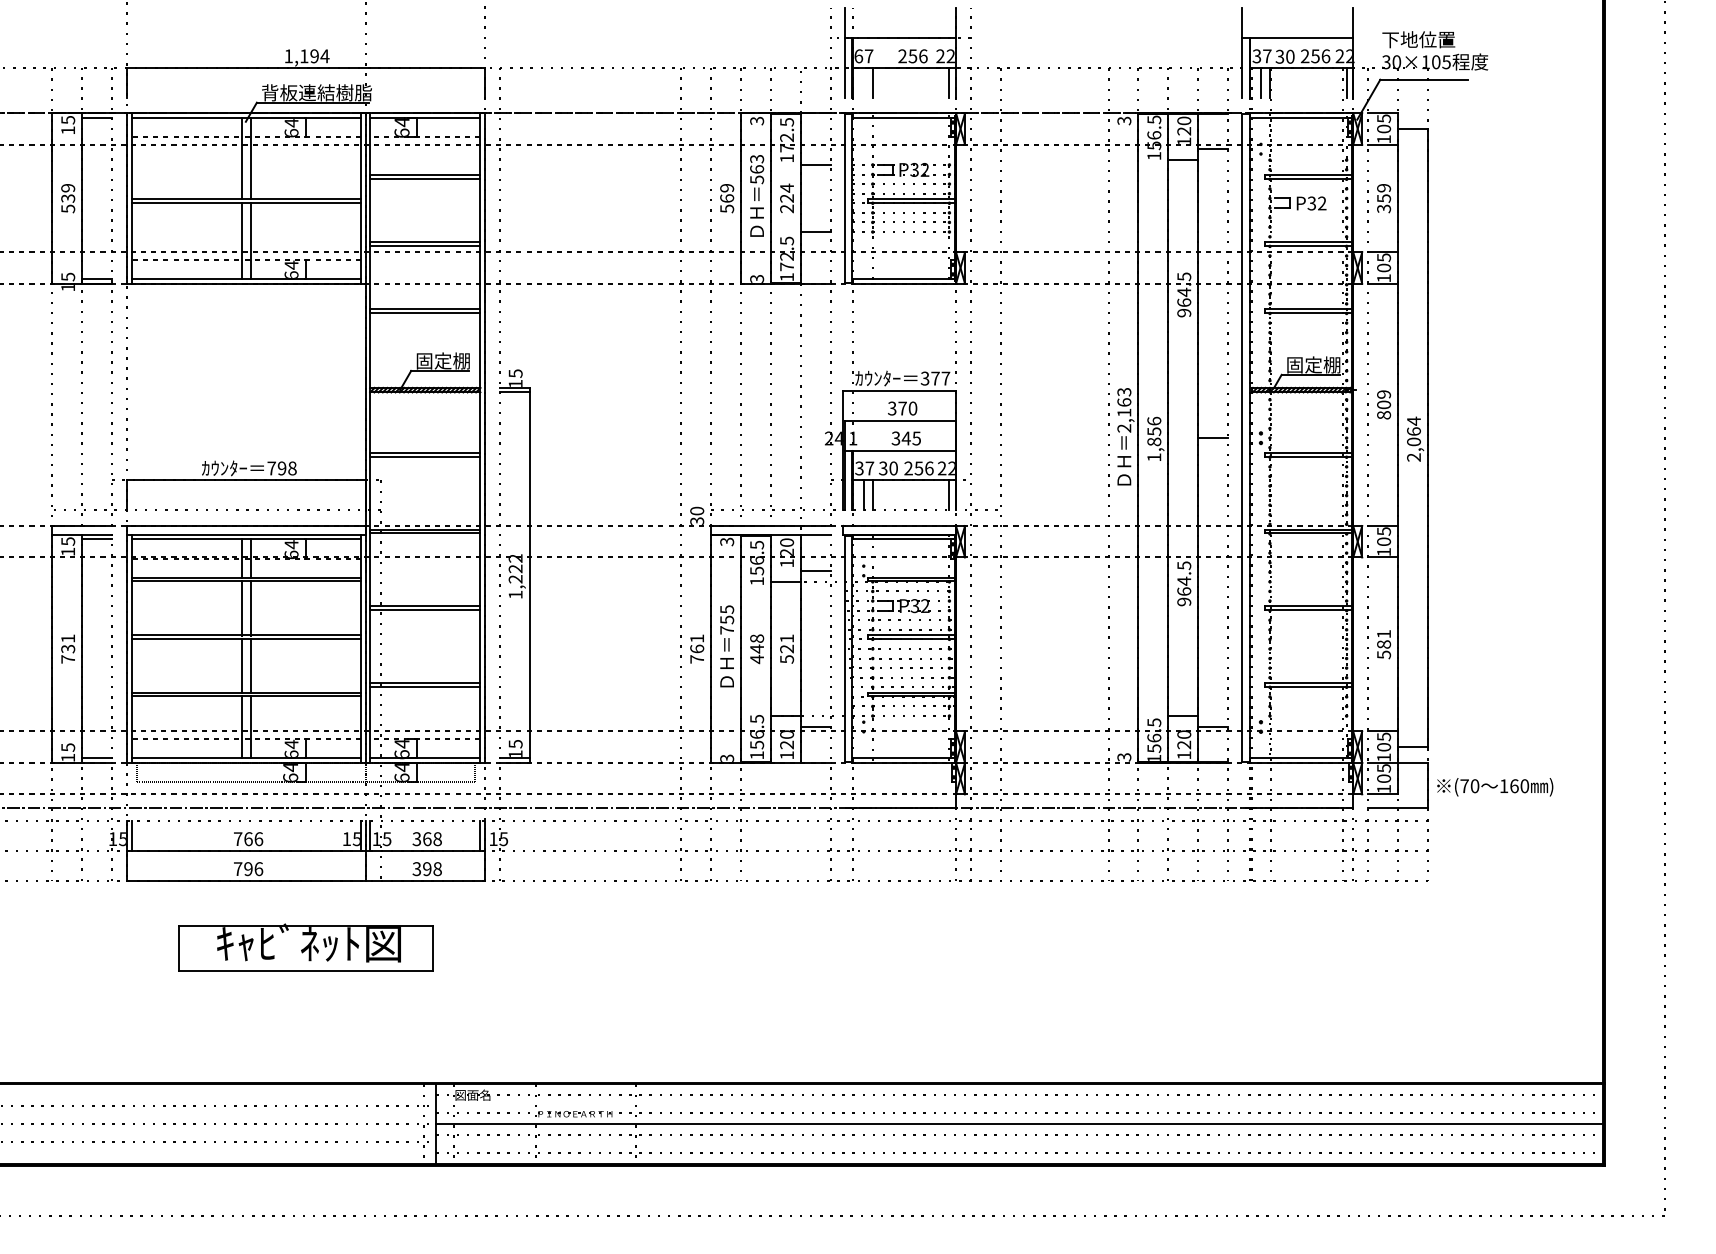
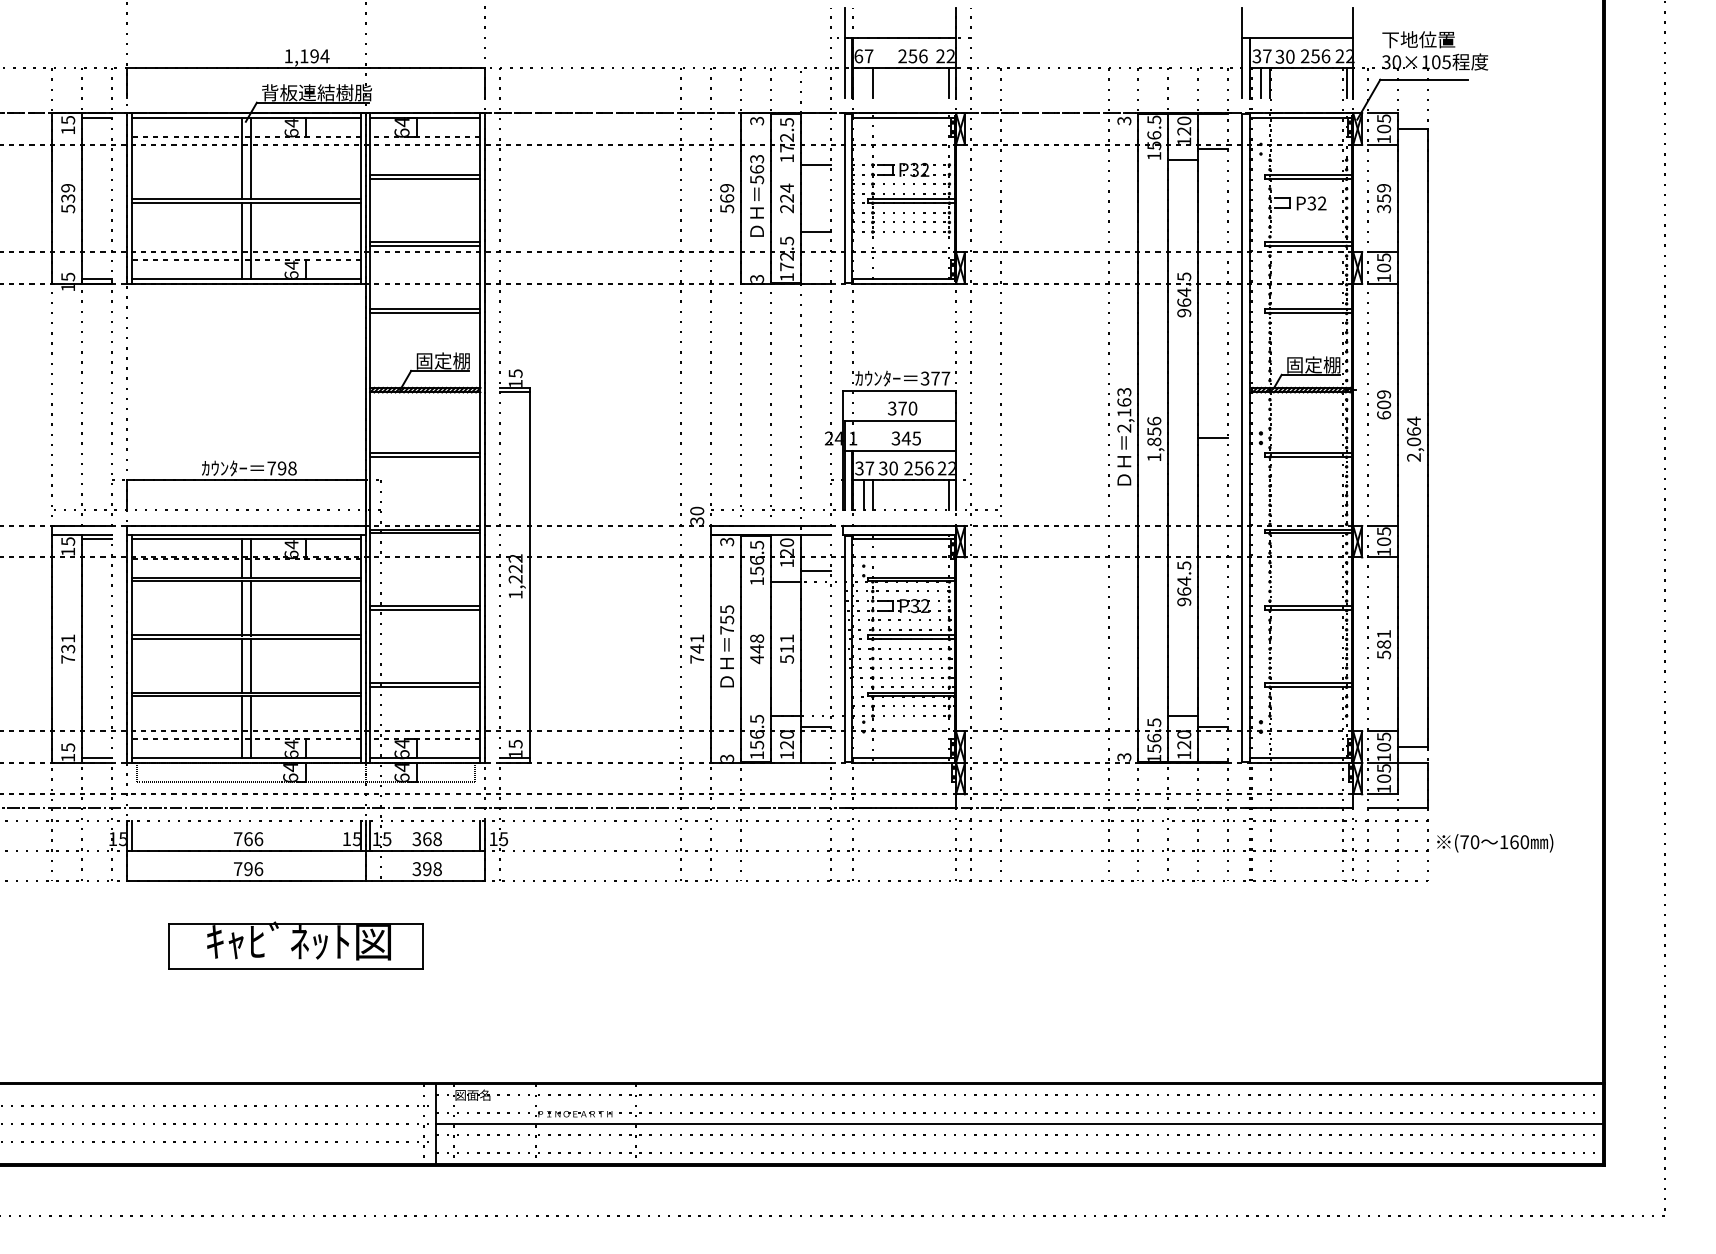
text: 809 -> 609 (1383, 415)
text: 761 -> 741 (697, 648)
text: 521 -> 511 (786, 648)
text position: (1495, 787) -> (1495, 843) (1495, 843)
part position: (305, 947) -> (295, 945) (295, 945)
